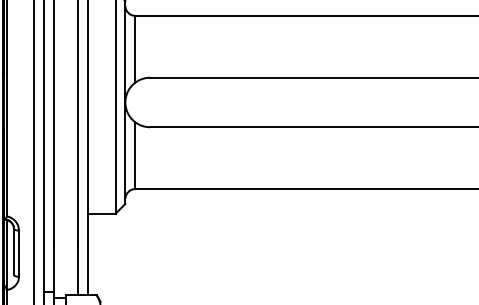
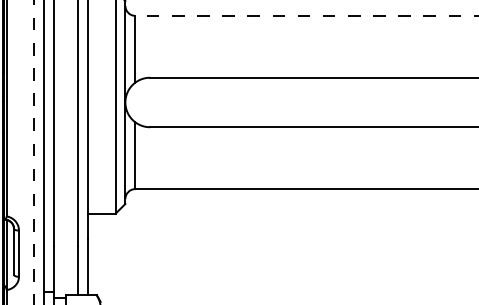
line: solid -> dashed (306, 15)
line: solid -> dashed (33, 152)
